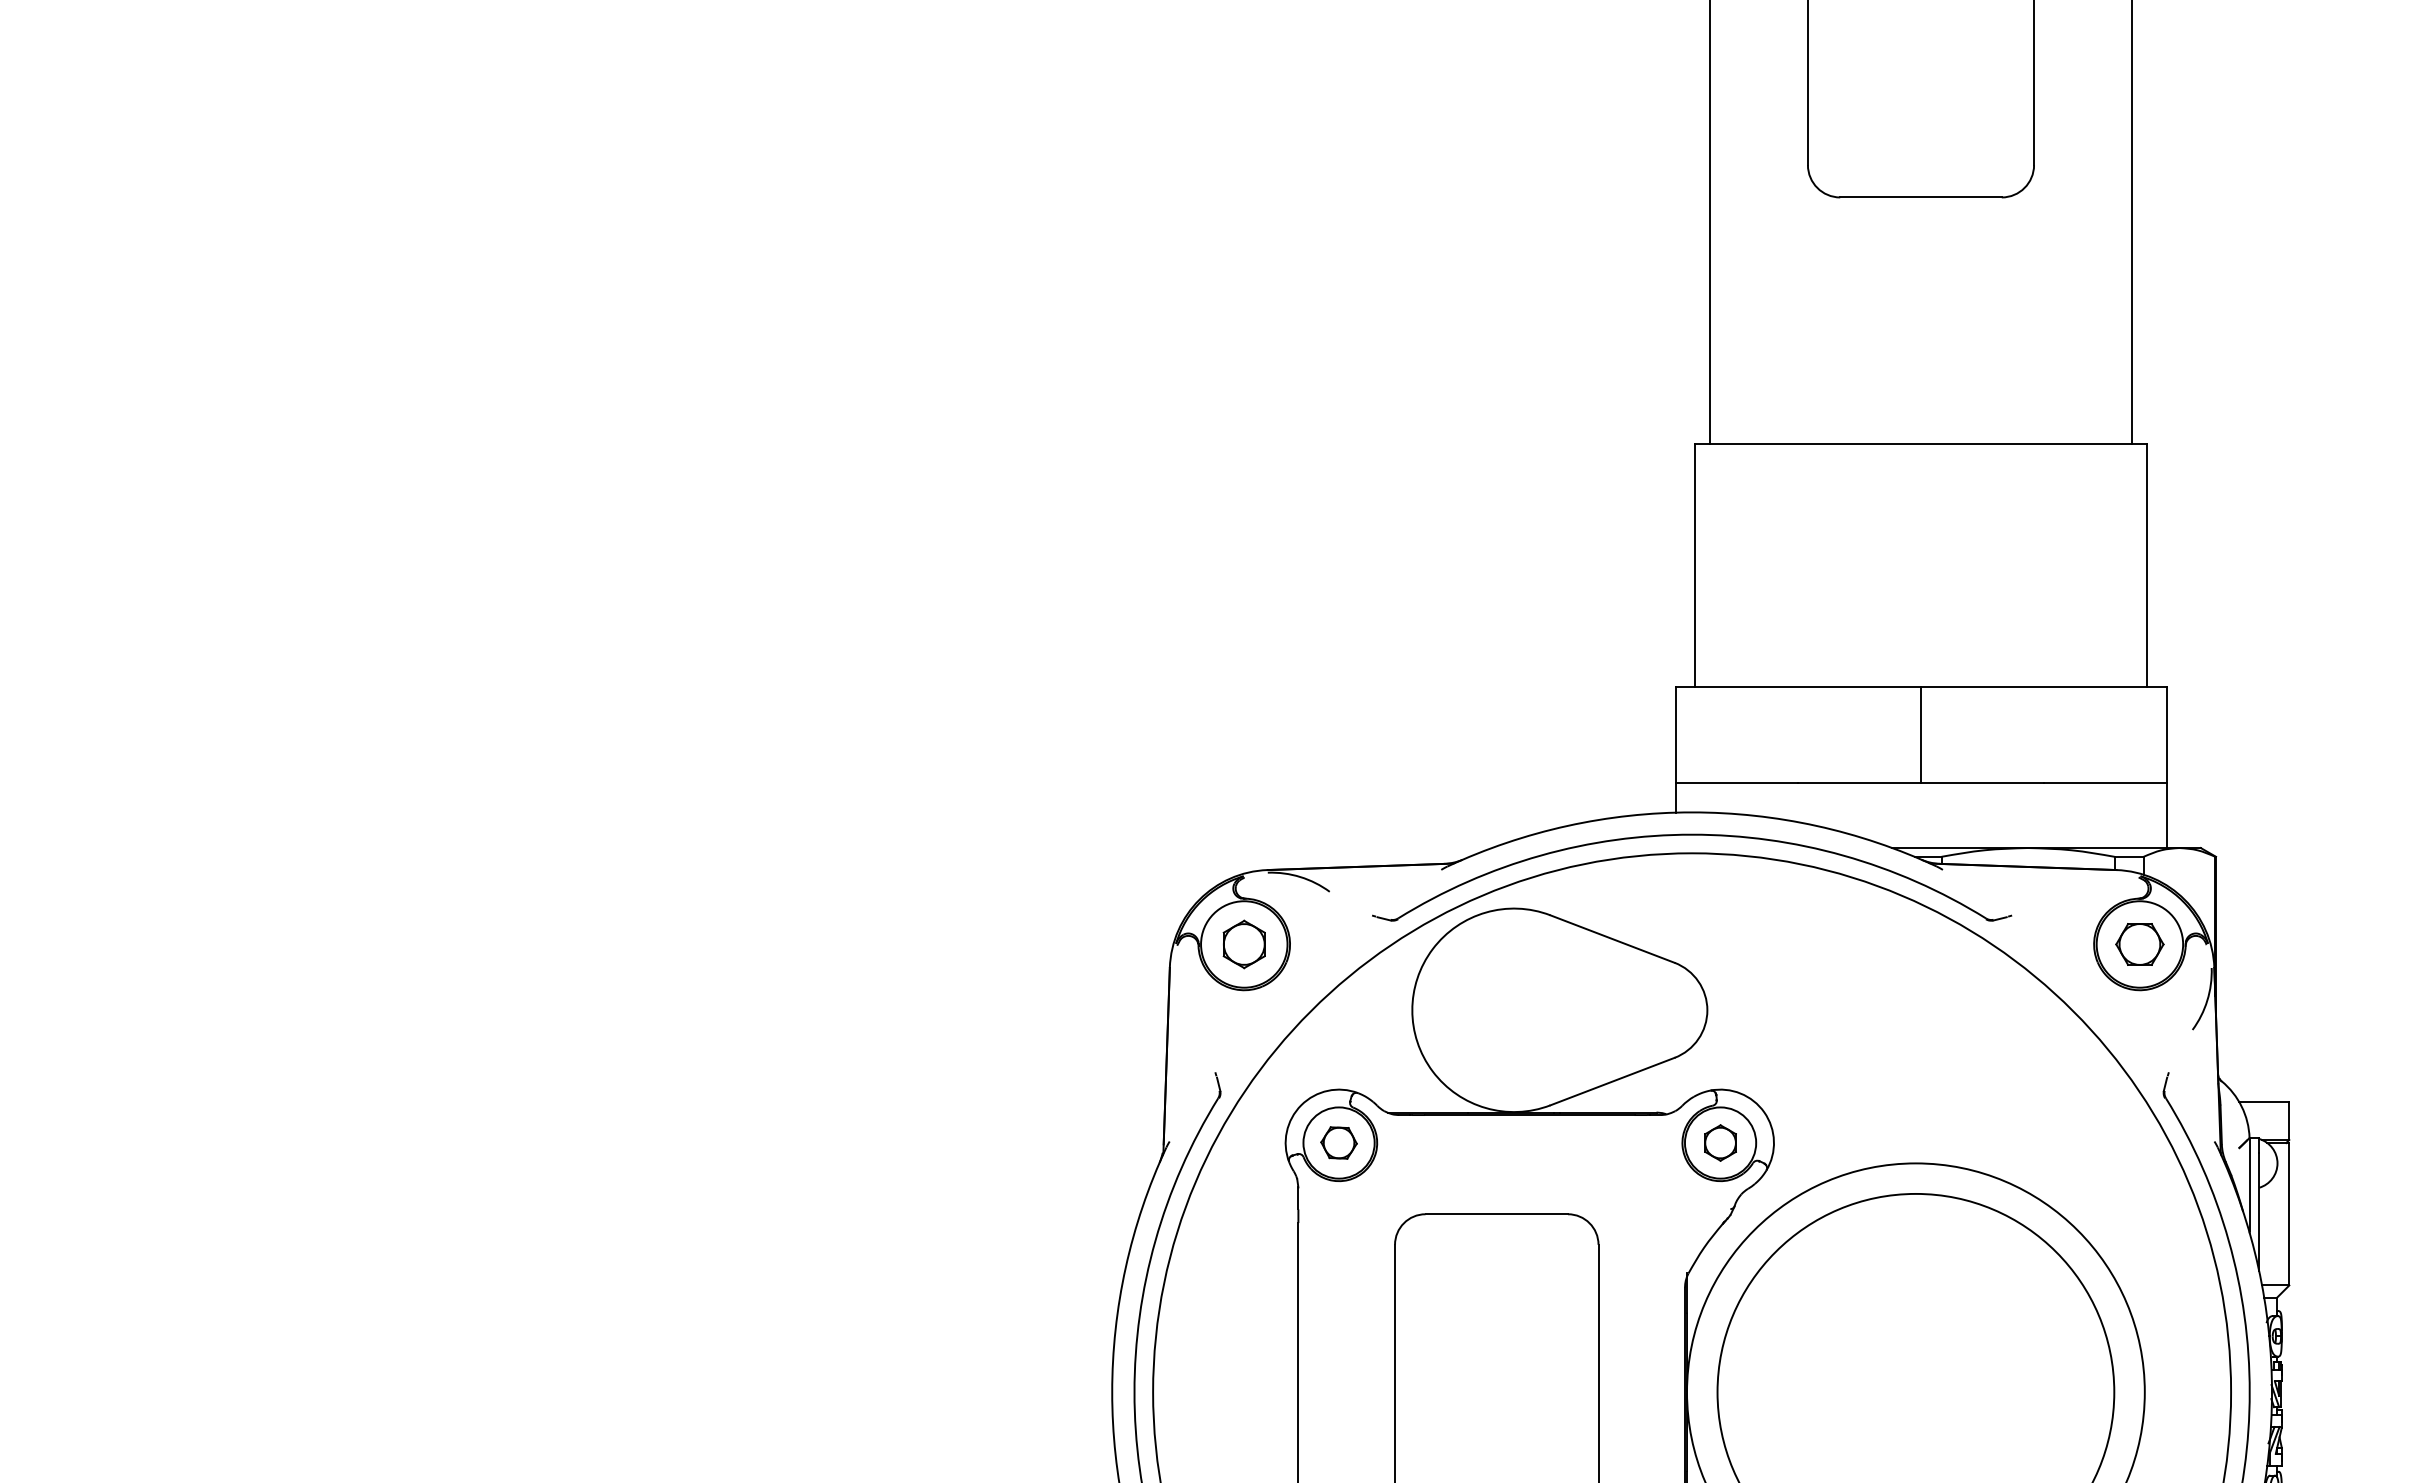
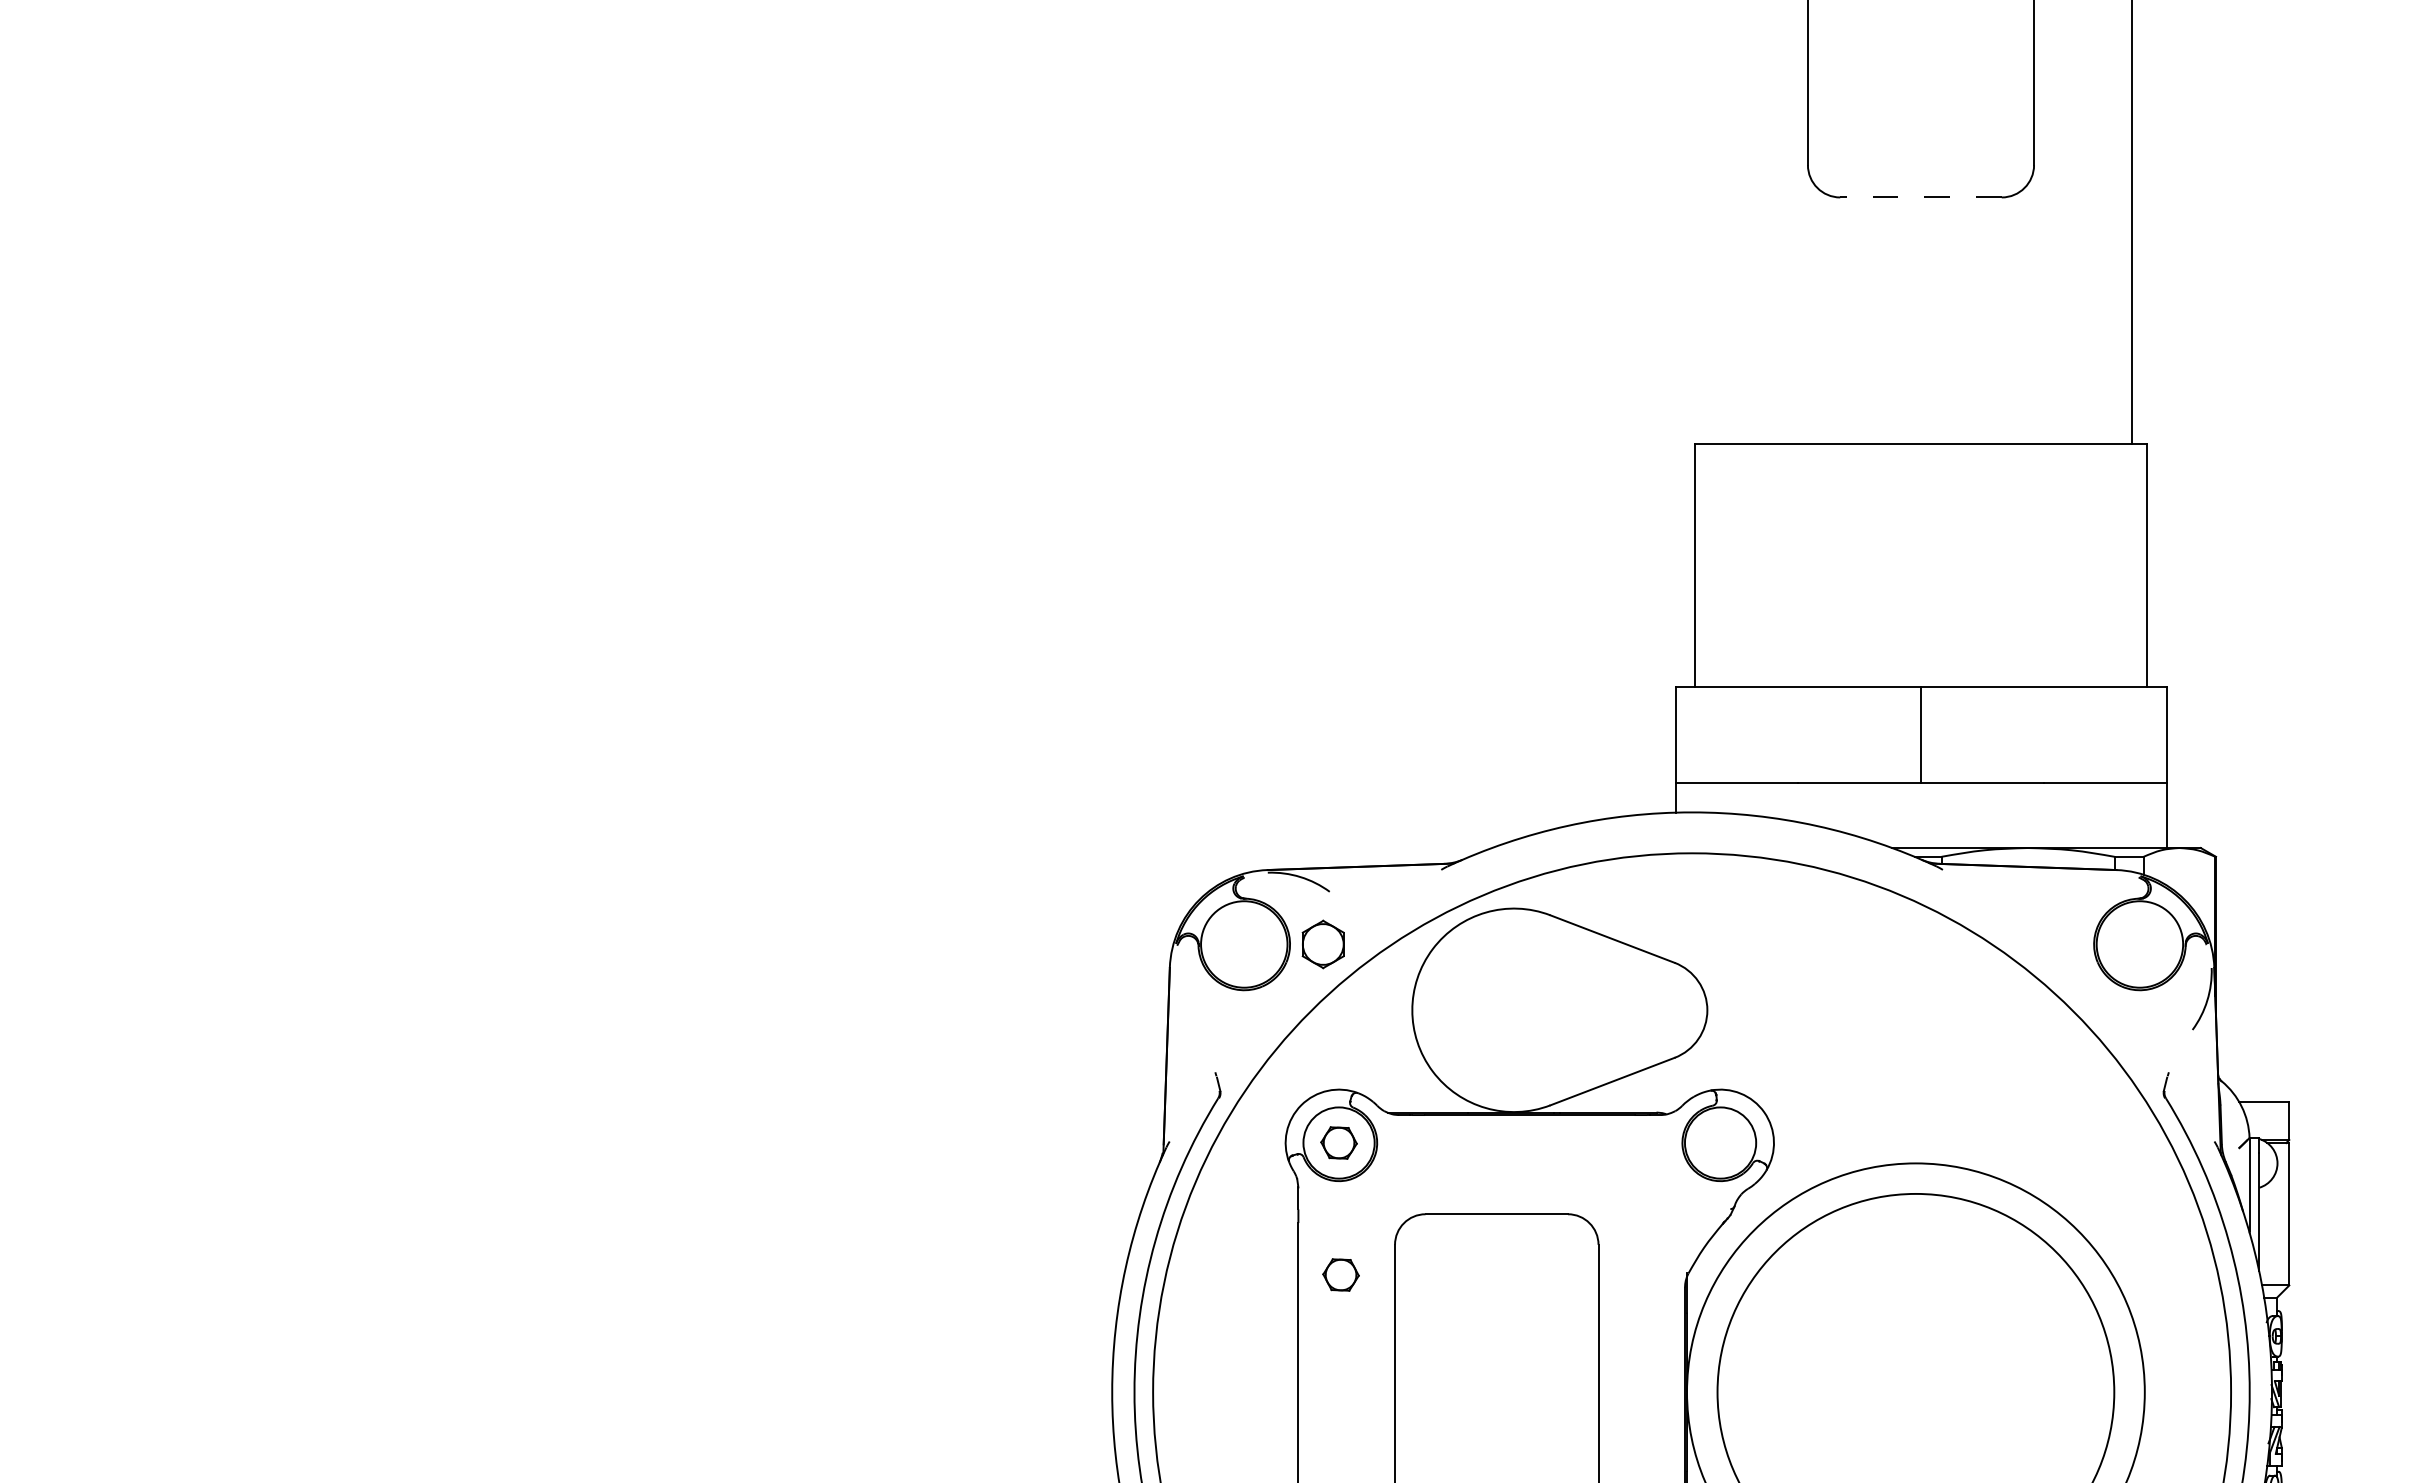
line: solid -> dashed (1921, 197)
line: present -> none (1710, 223)
part: present -> none (1692, 835)
part position: (1243, 944) -> (1322, 944) (1322, 944)
part: present -> none (2139, 944)
part: present -> none (1720, 1142)
part: none -> present (1340, 1274)
